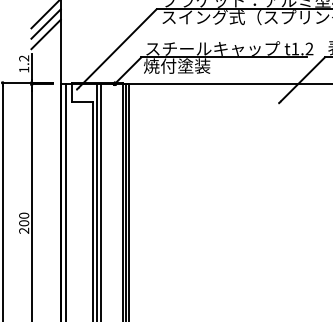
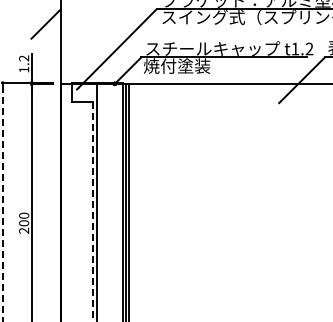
line: present -> none (44, 15)
line: present -> none (45, 34)
line: present -> none (66, 201)
line: present -> none (101, 201)
line: solid -> dashed (2, 204)
line: solid -> dashed (92, 211)
